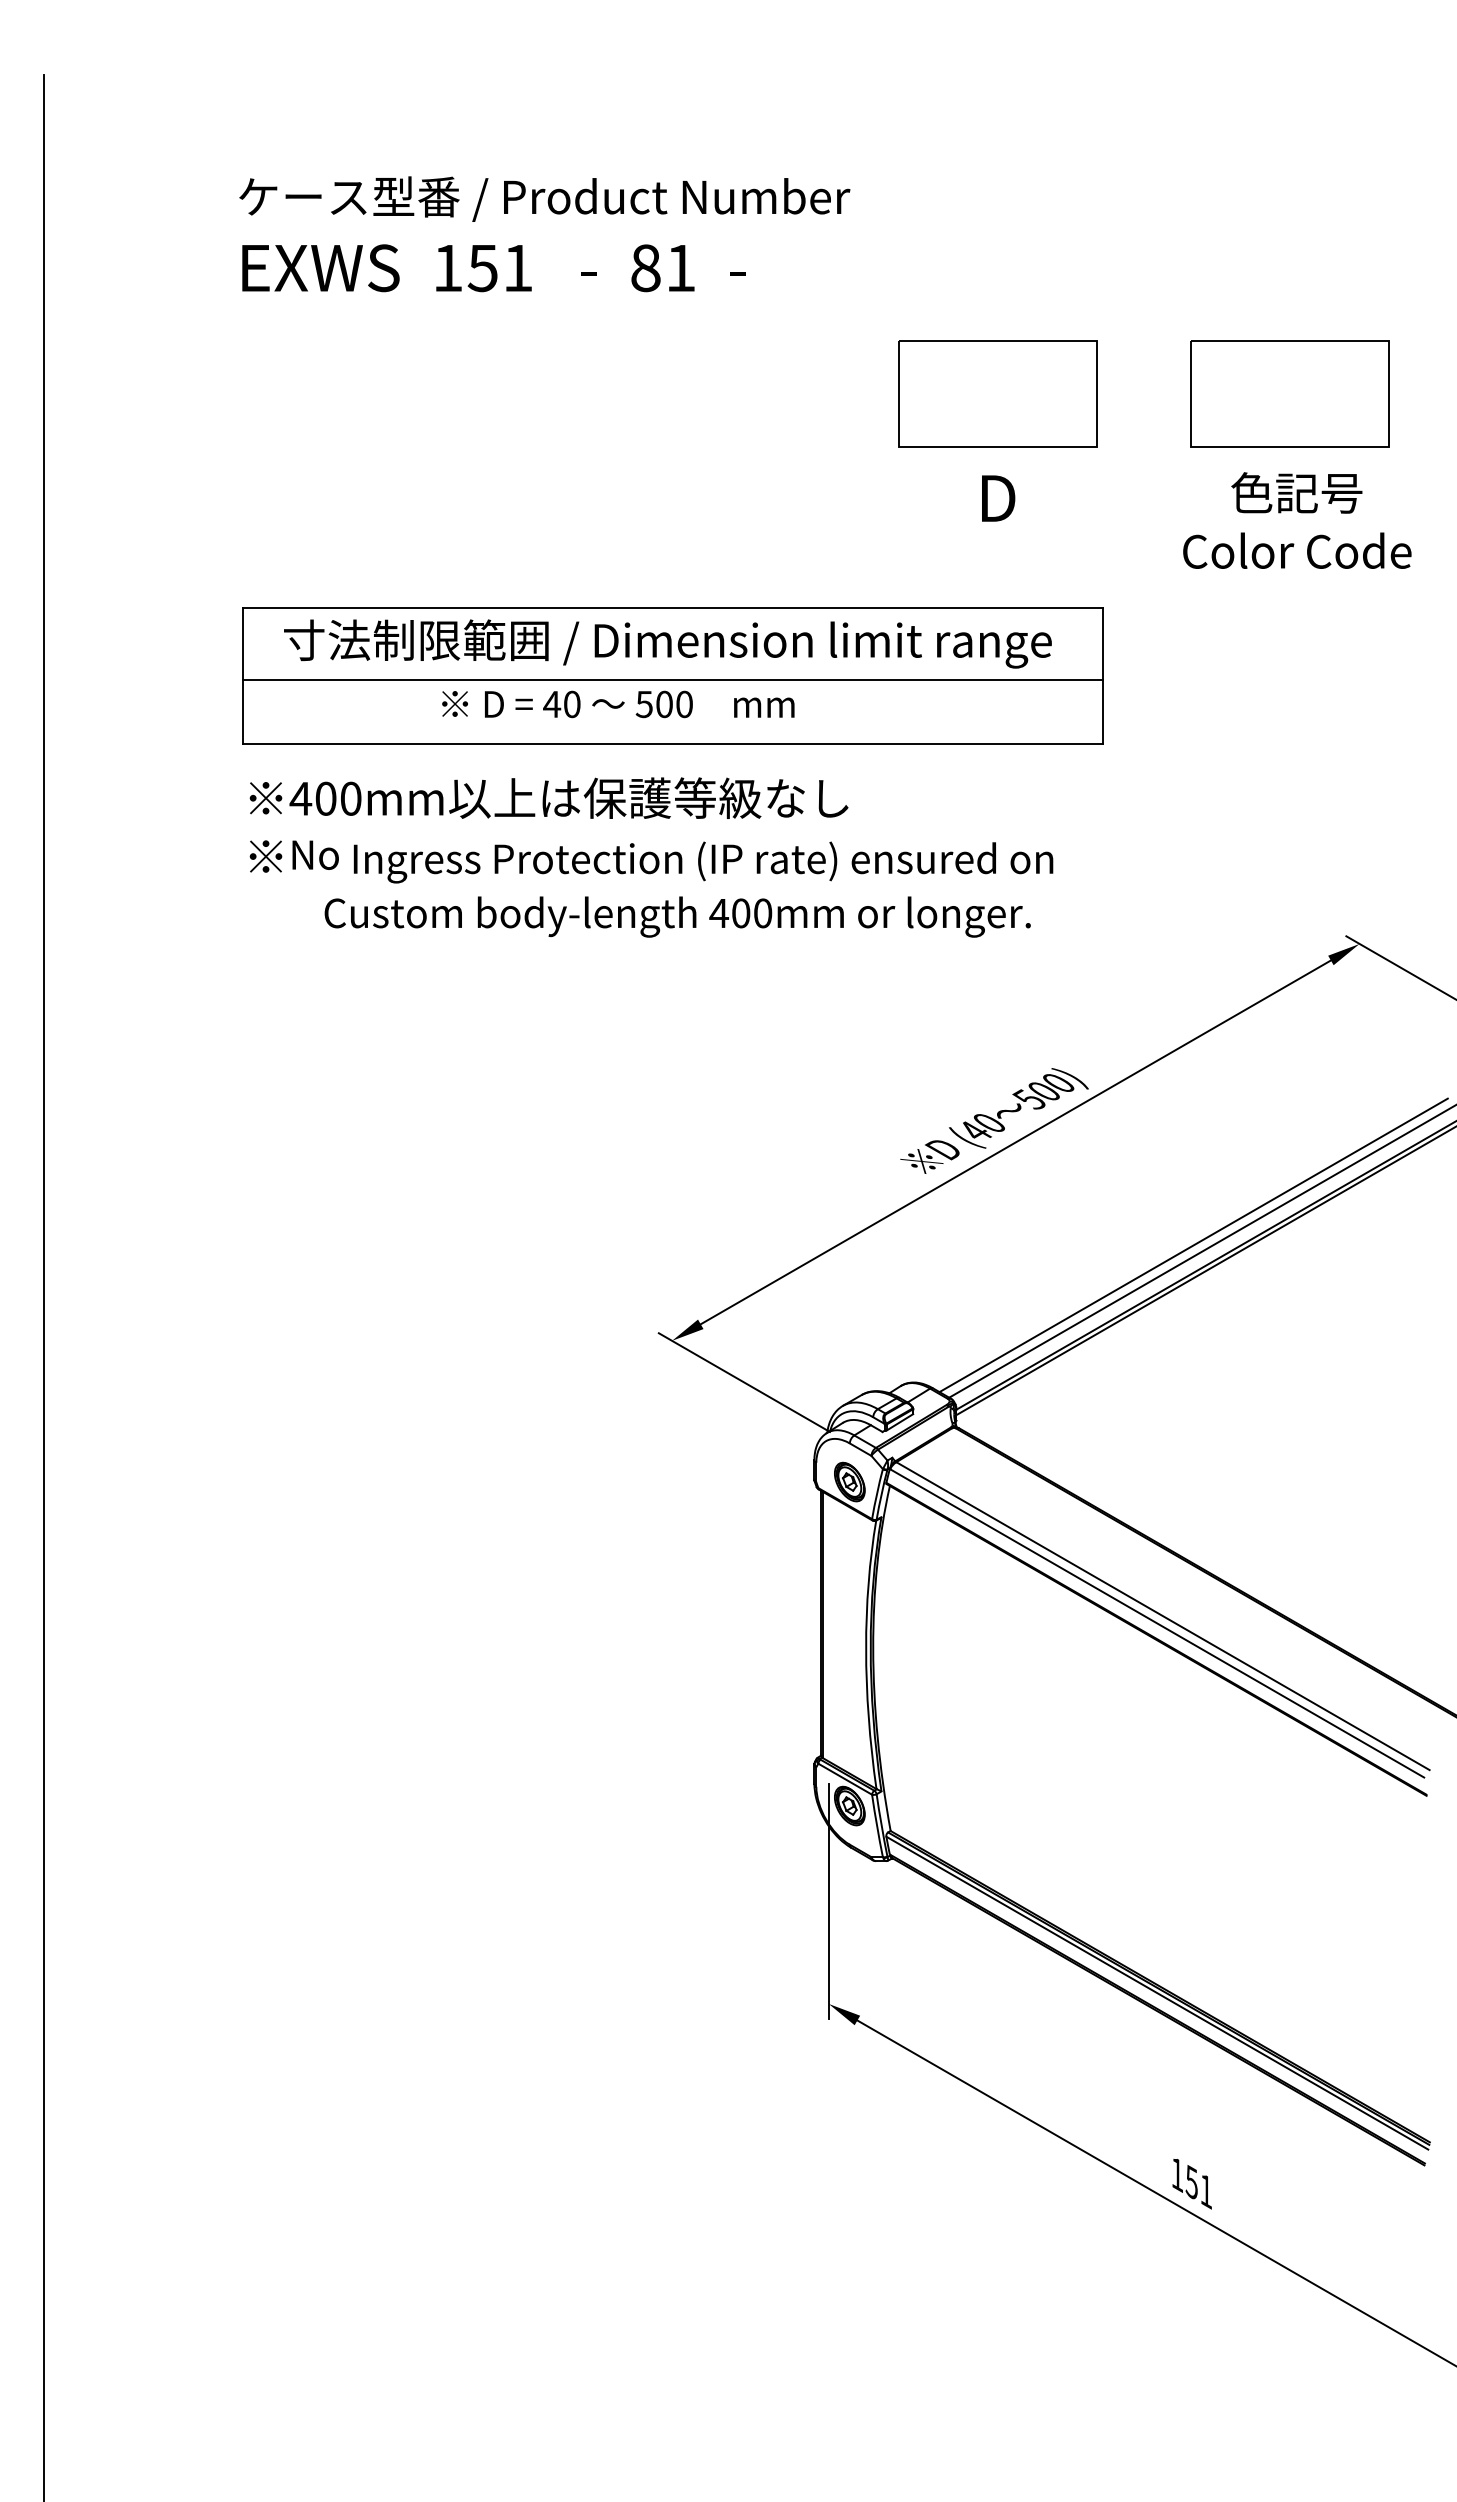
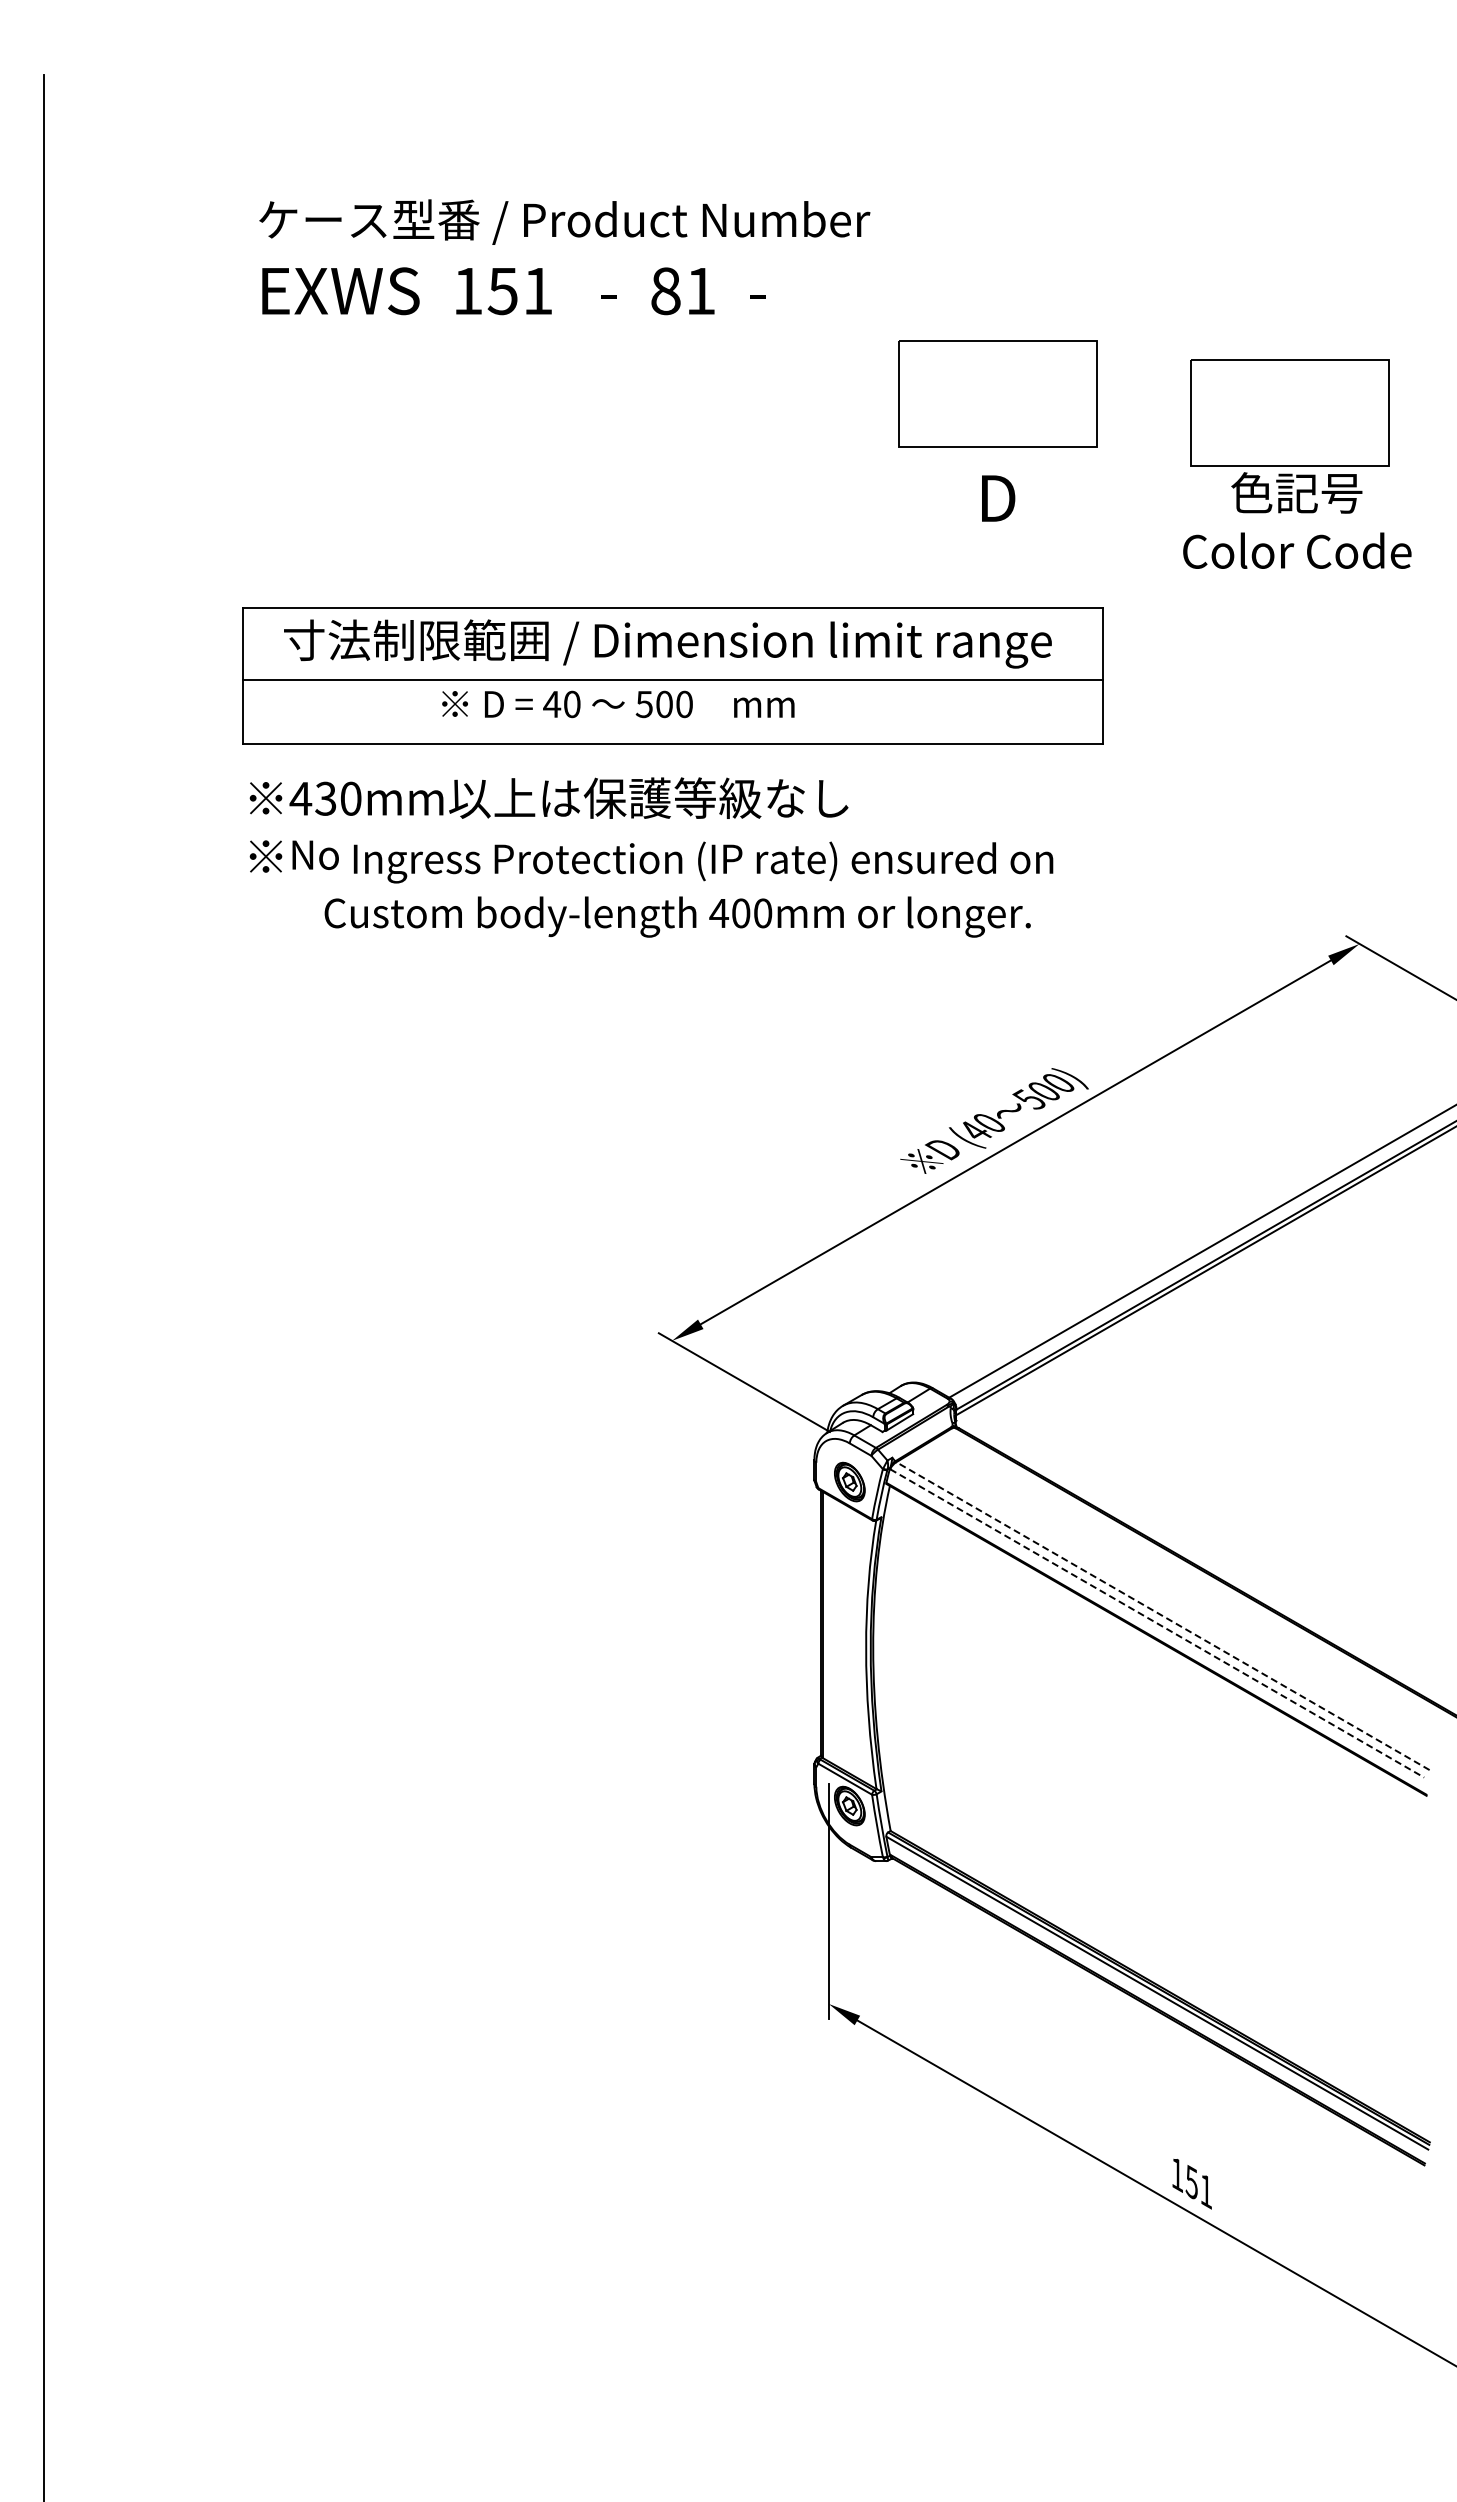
text position: (544, 234) -> (564, 257) (564, 257)
part position: (1289, 393) -> (1289, 412) (1289, 412)
text: 400mm -> 430mm (325, 798)
line: present -> none (1193, 1245)
line: solid -> dashed (1163, 1616)
line: solid -> dashed (1157, 1623)
